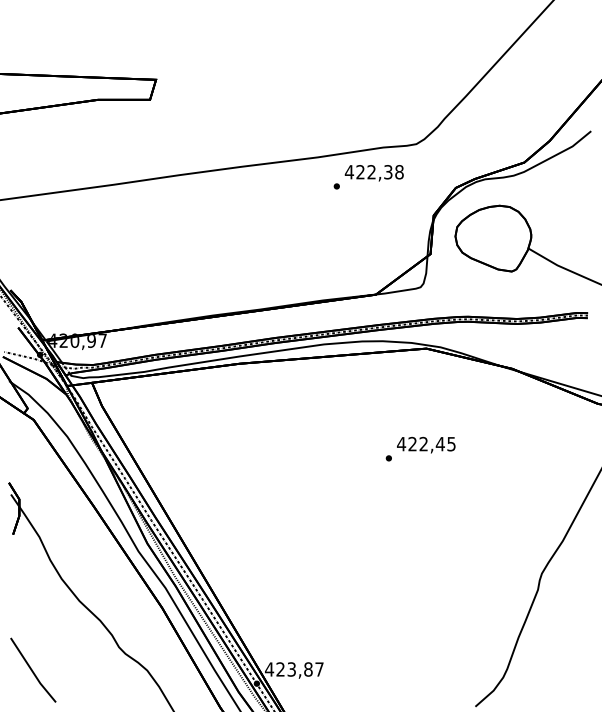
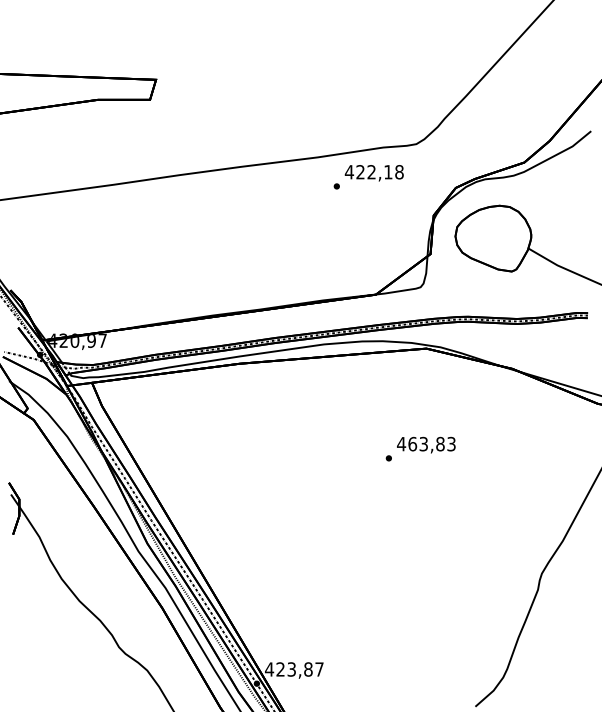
text: 422,38 -> 422,18 (388, 172)
text: 422,45 -> 463,83 (431, 443)
line: present -> none (32, 669)
